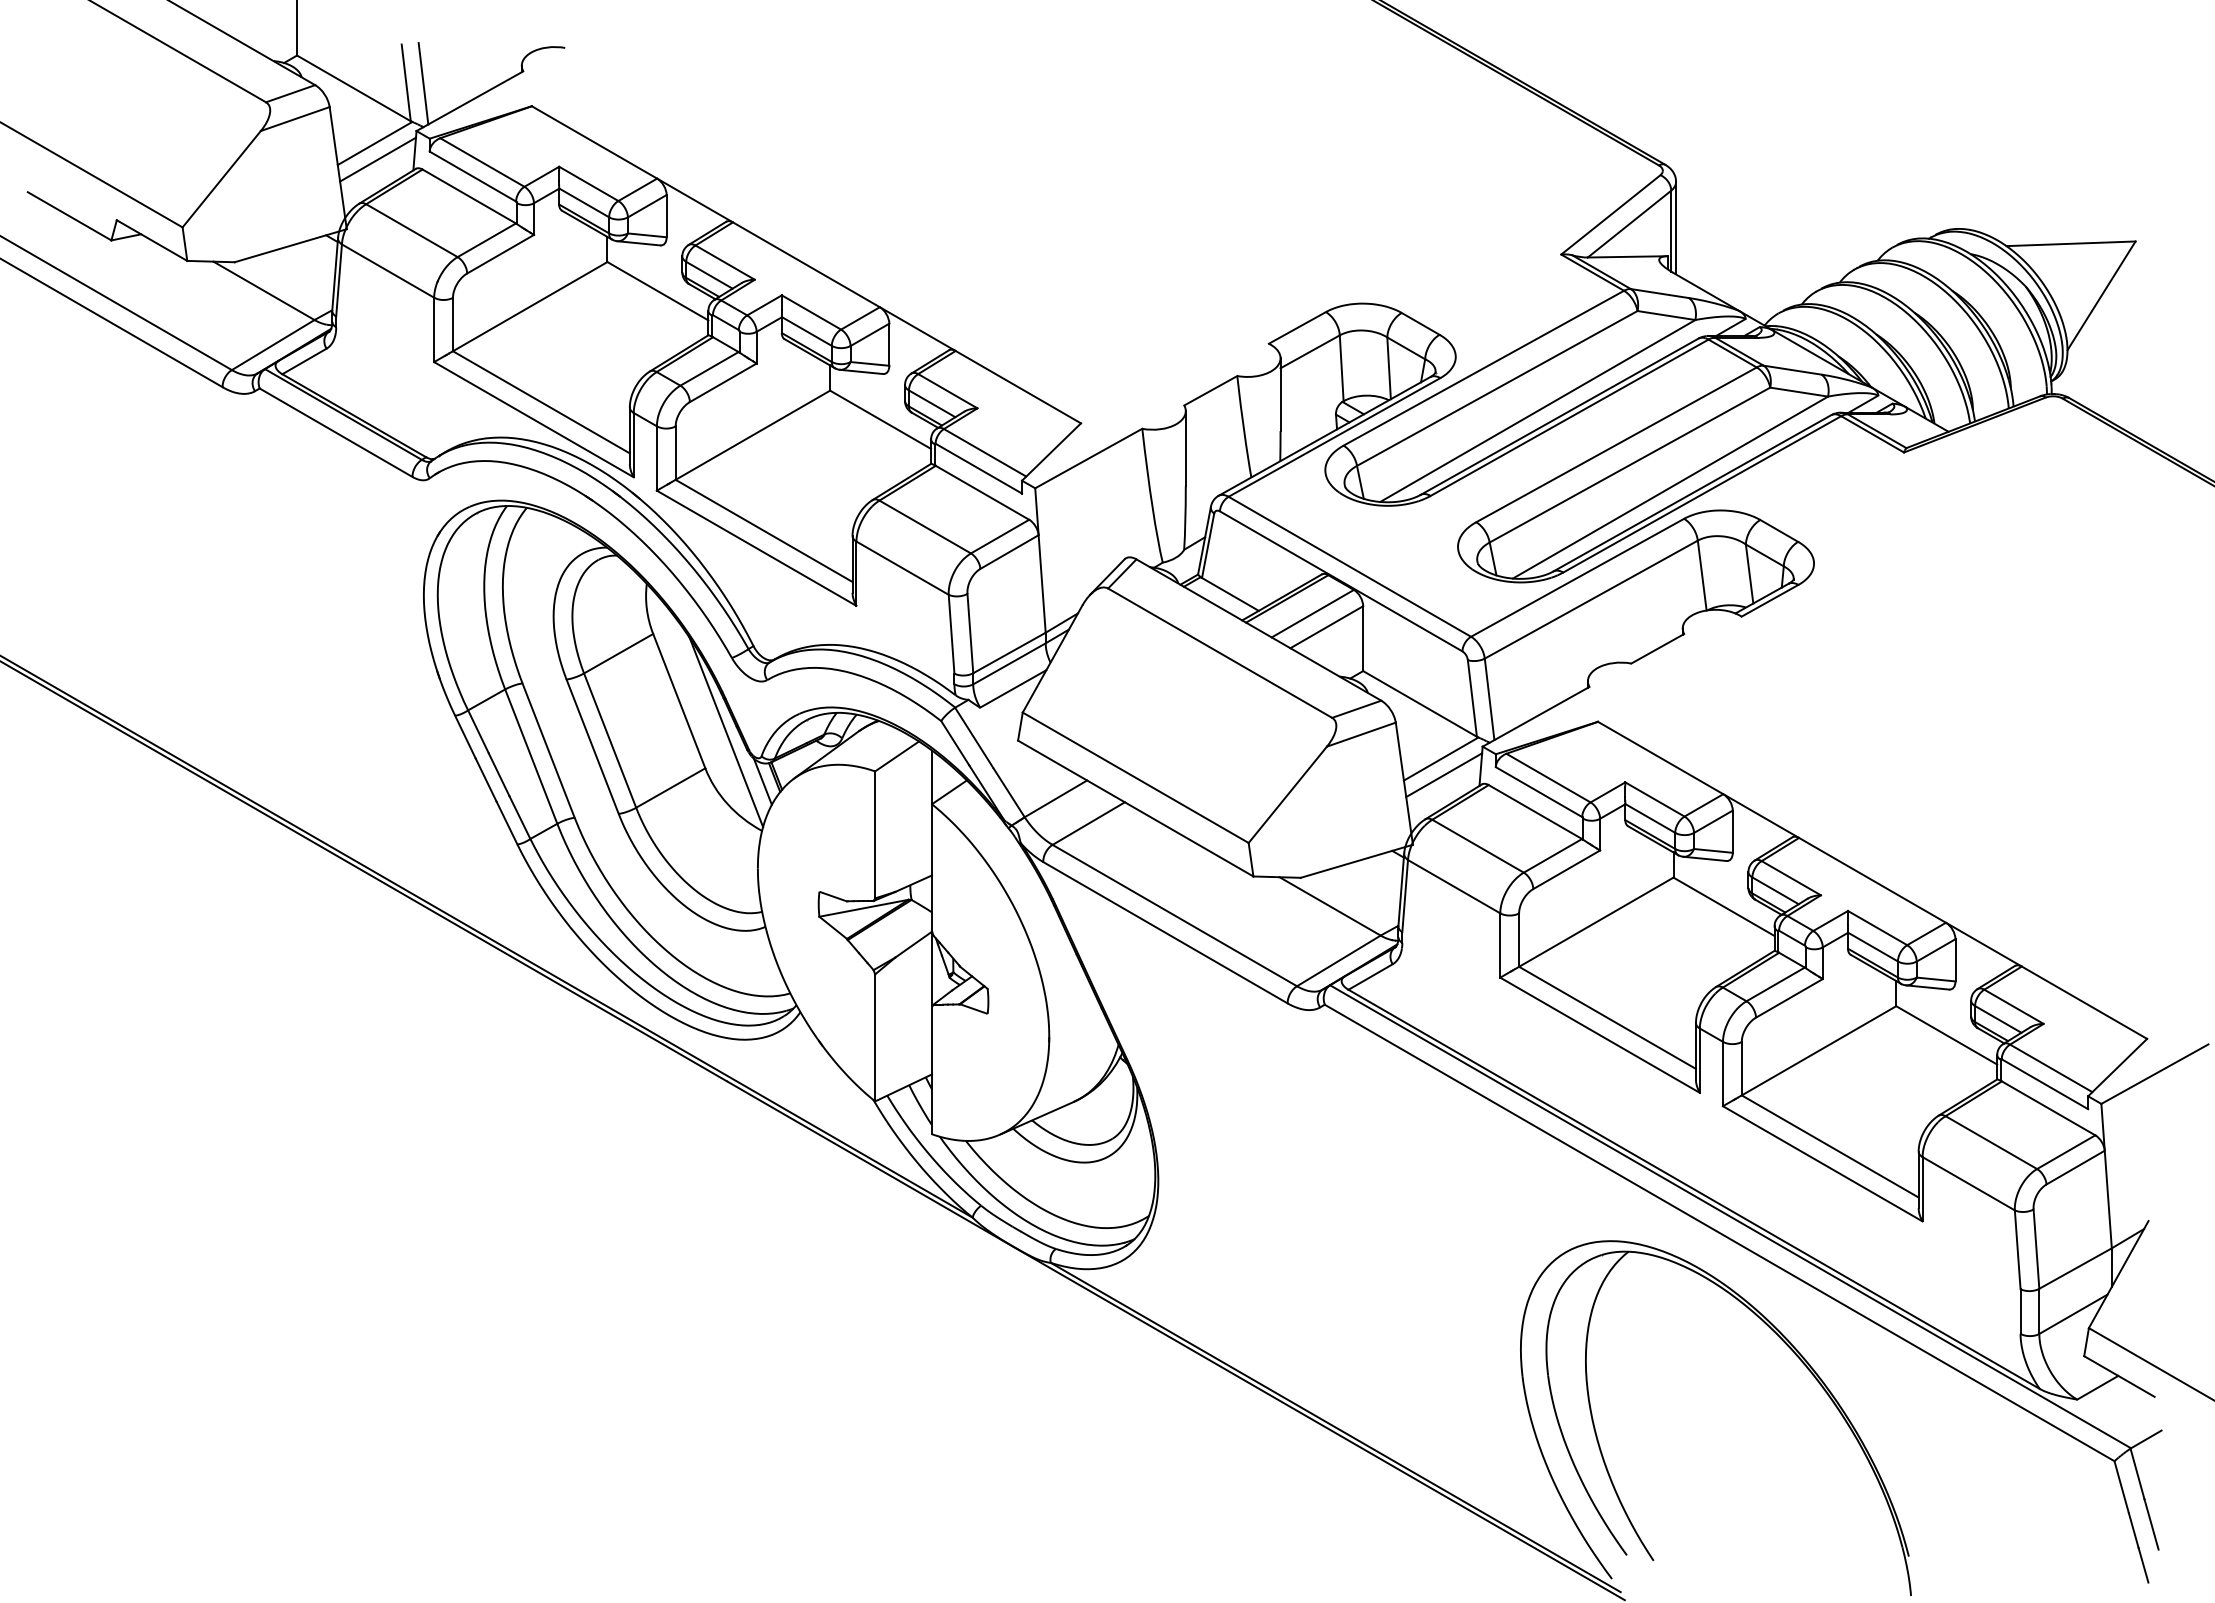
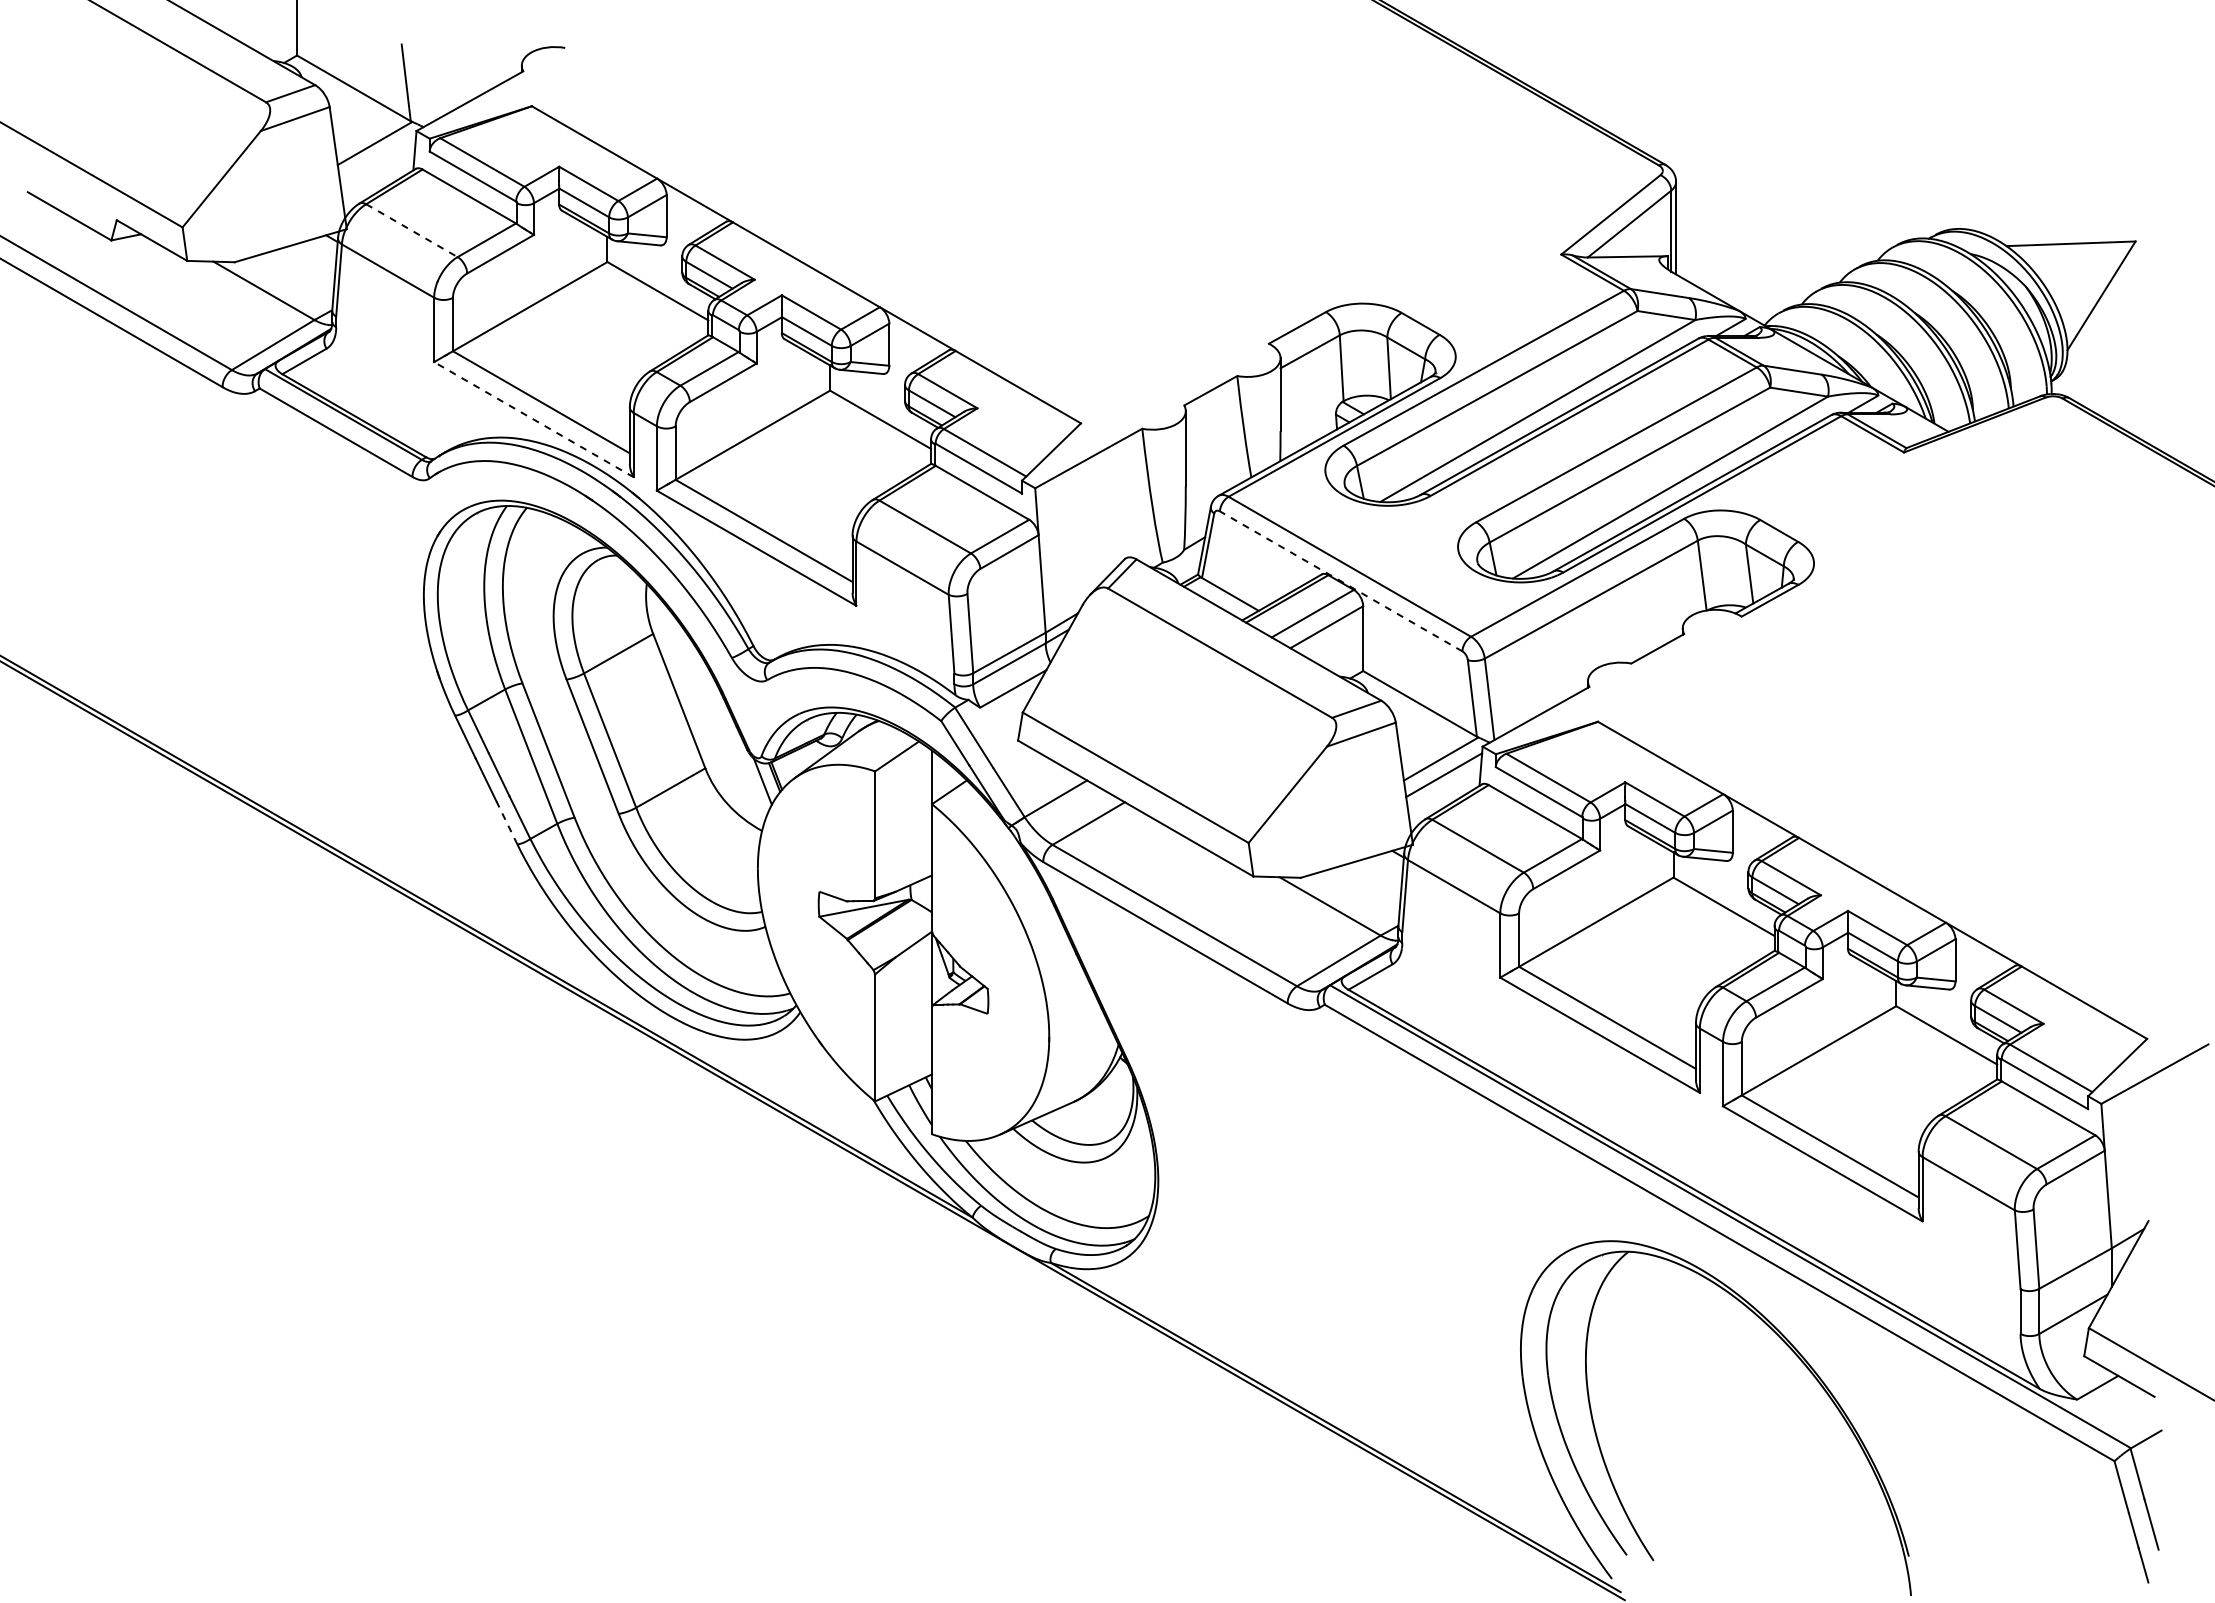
line: present -> none (423, 83)
line: present -> none (378, 159)
line: solid -> dashed (411, 230)
line: solid -> dashed (533, 419)
line: solid -> dashed (1341, 581)
line: present -> none (726, 732)
line: solid -> dashed (506, 822)
